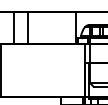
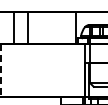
line: solid -> dashed (0, 71)
